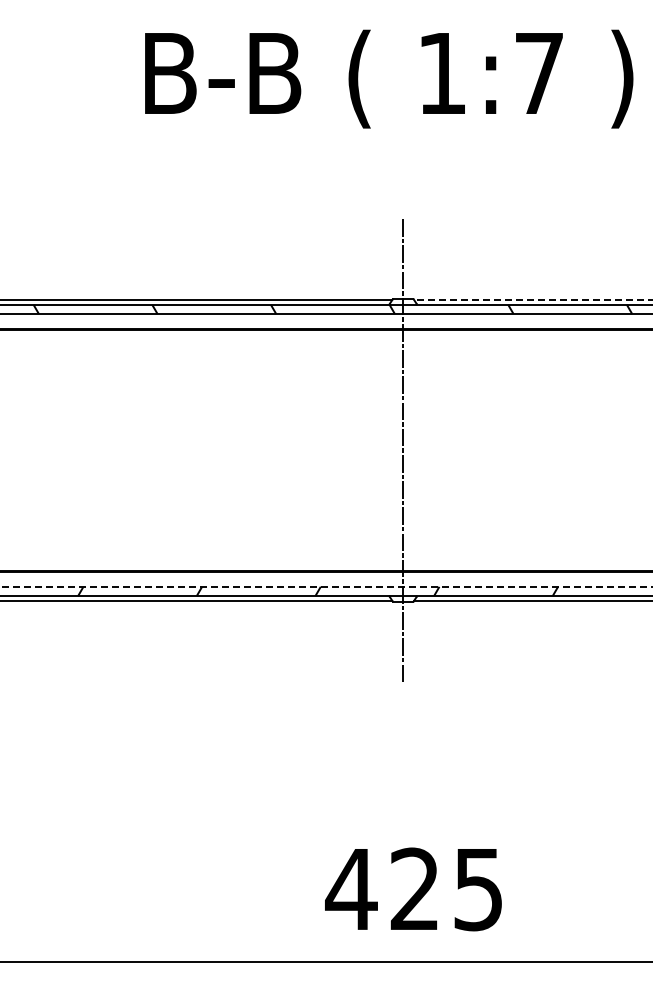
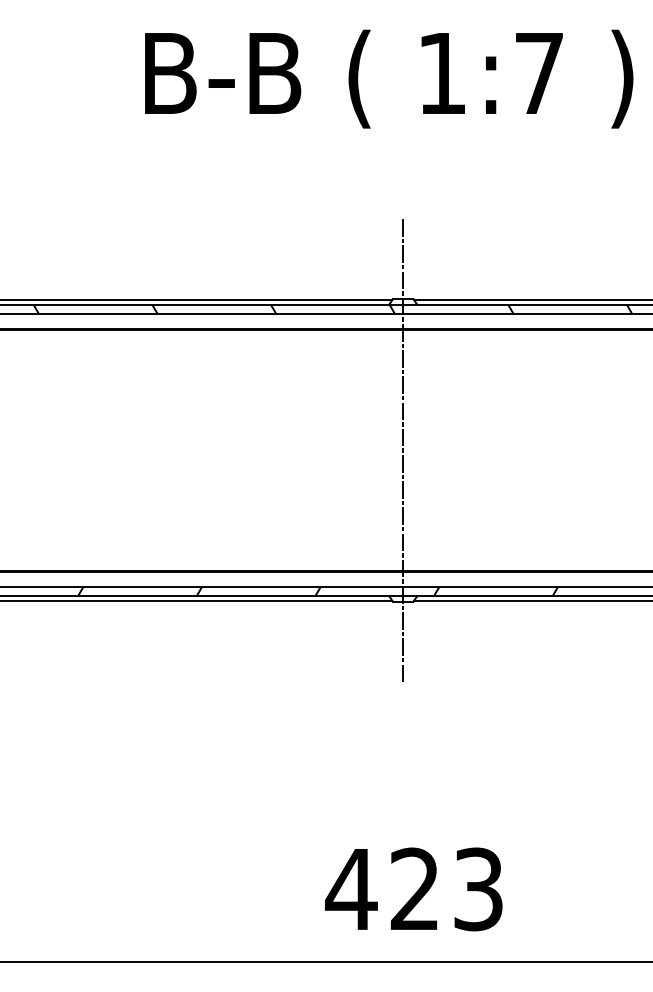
line: dashed -> solid (533, 300)
line: dashed -> solid (326, 586)
text: 425 -> 423 (478, 888)
